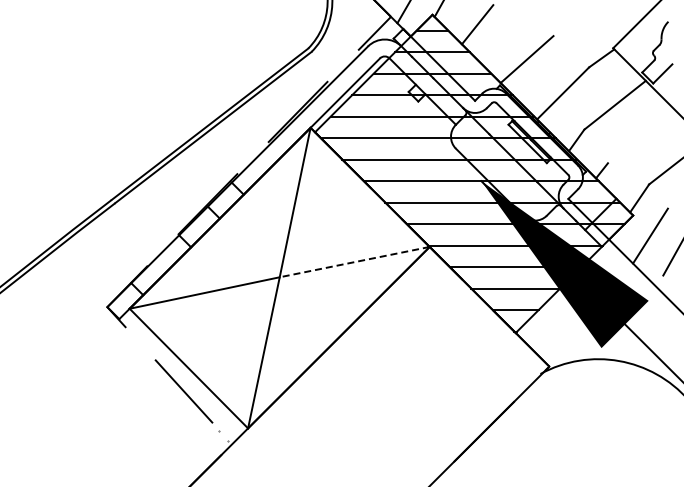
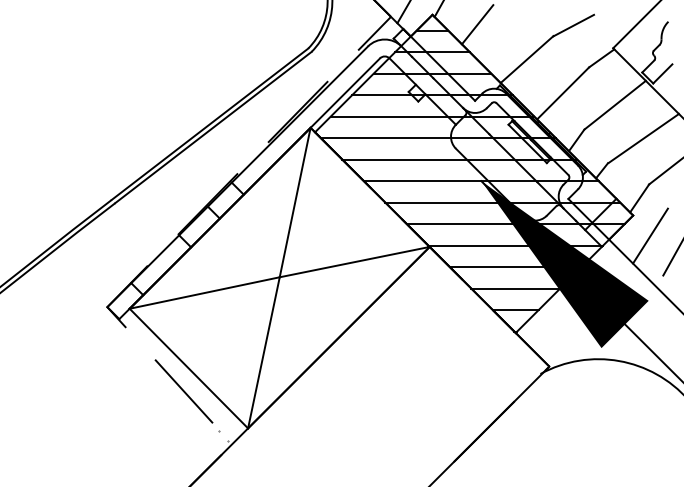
line: none -> present (573, 25)
line: none -> present (643, 138)
line: dashed -> solid (354, 262)
